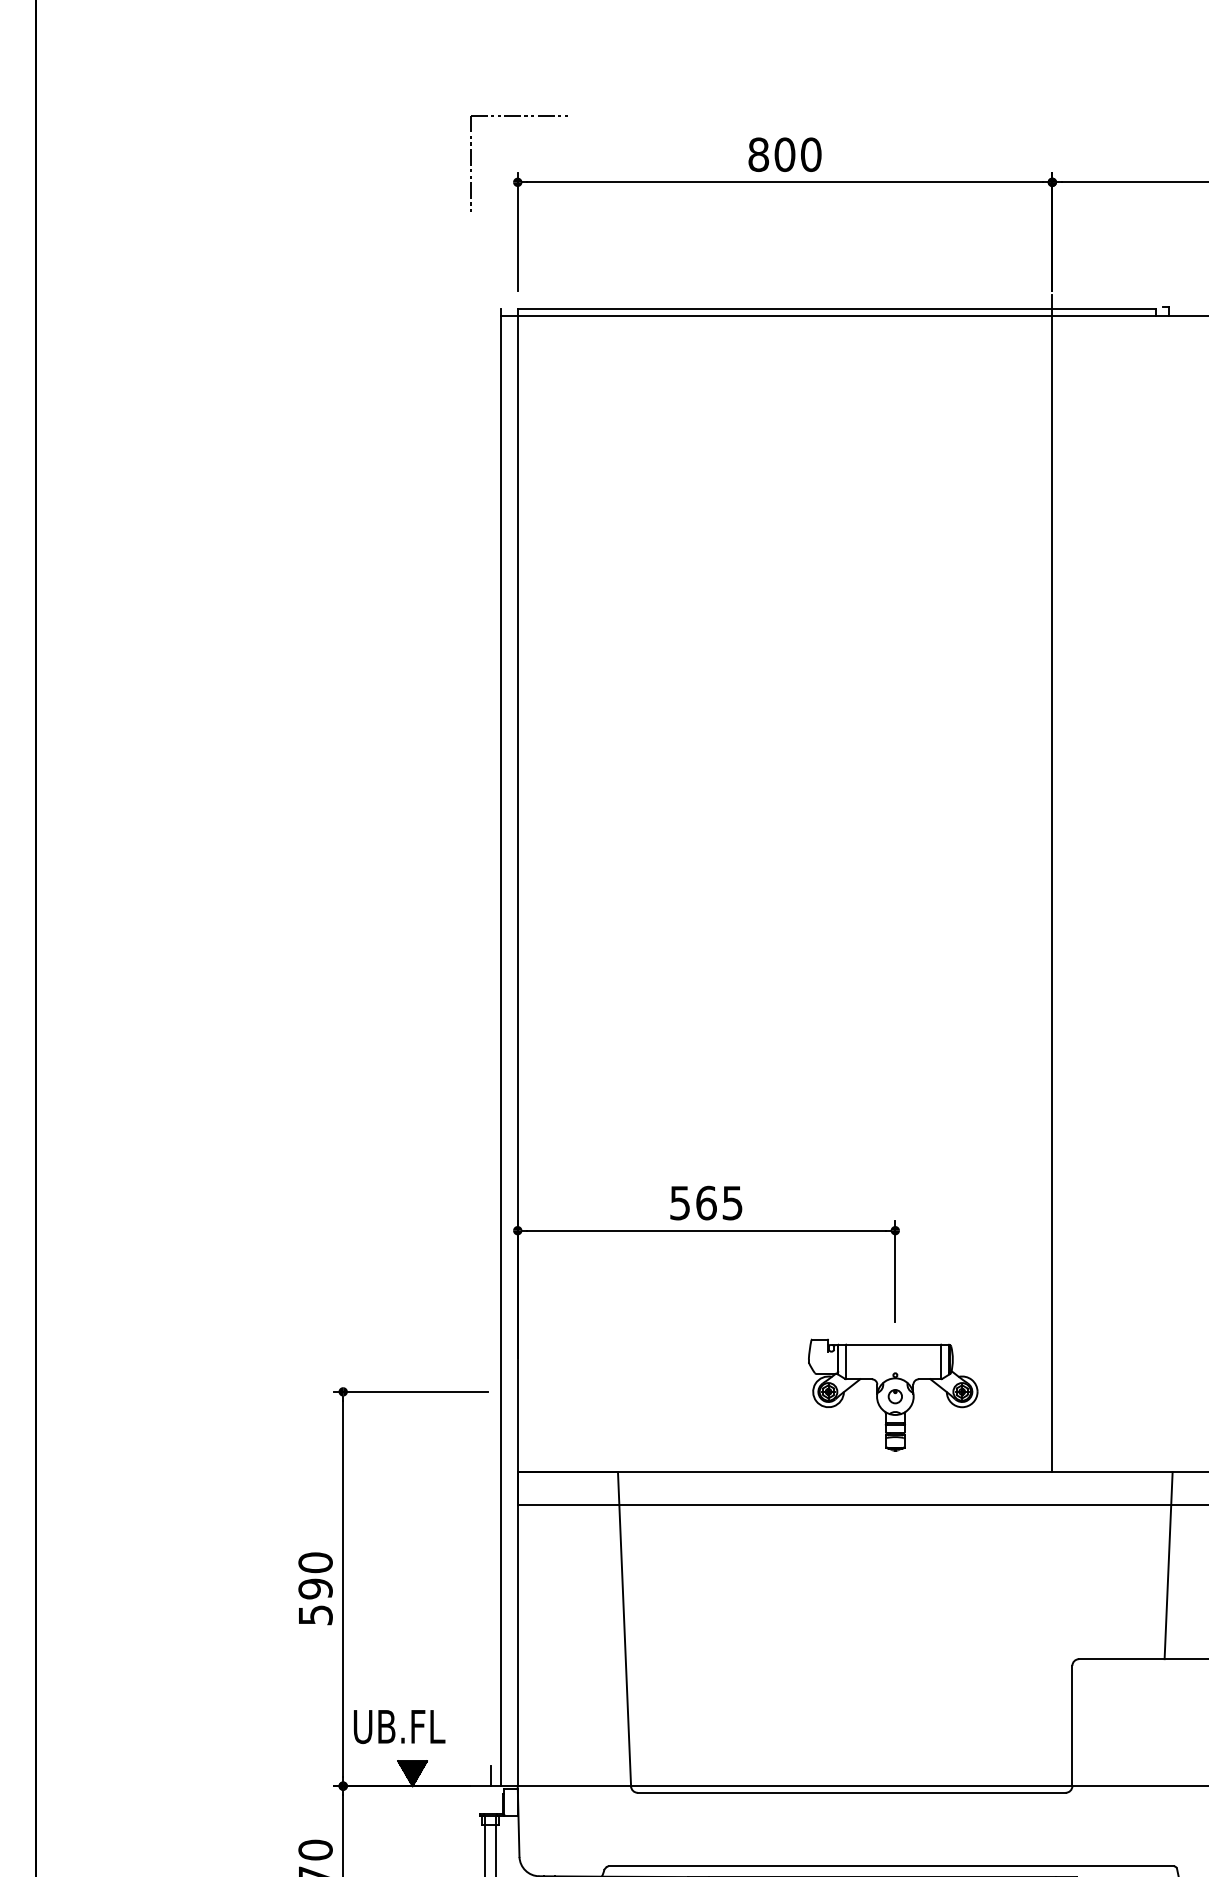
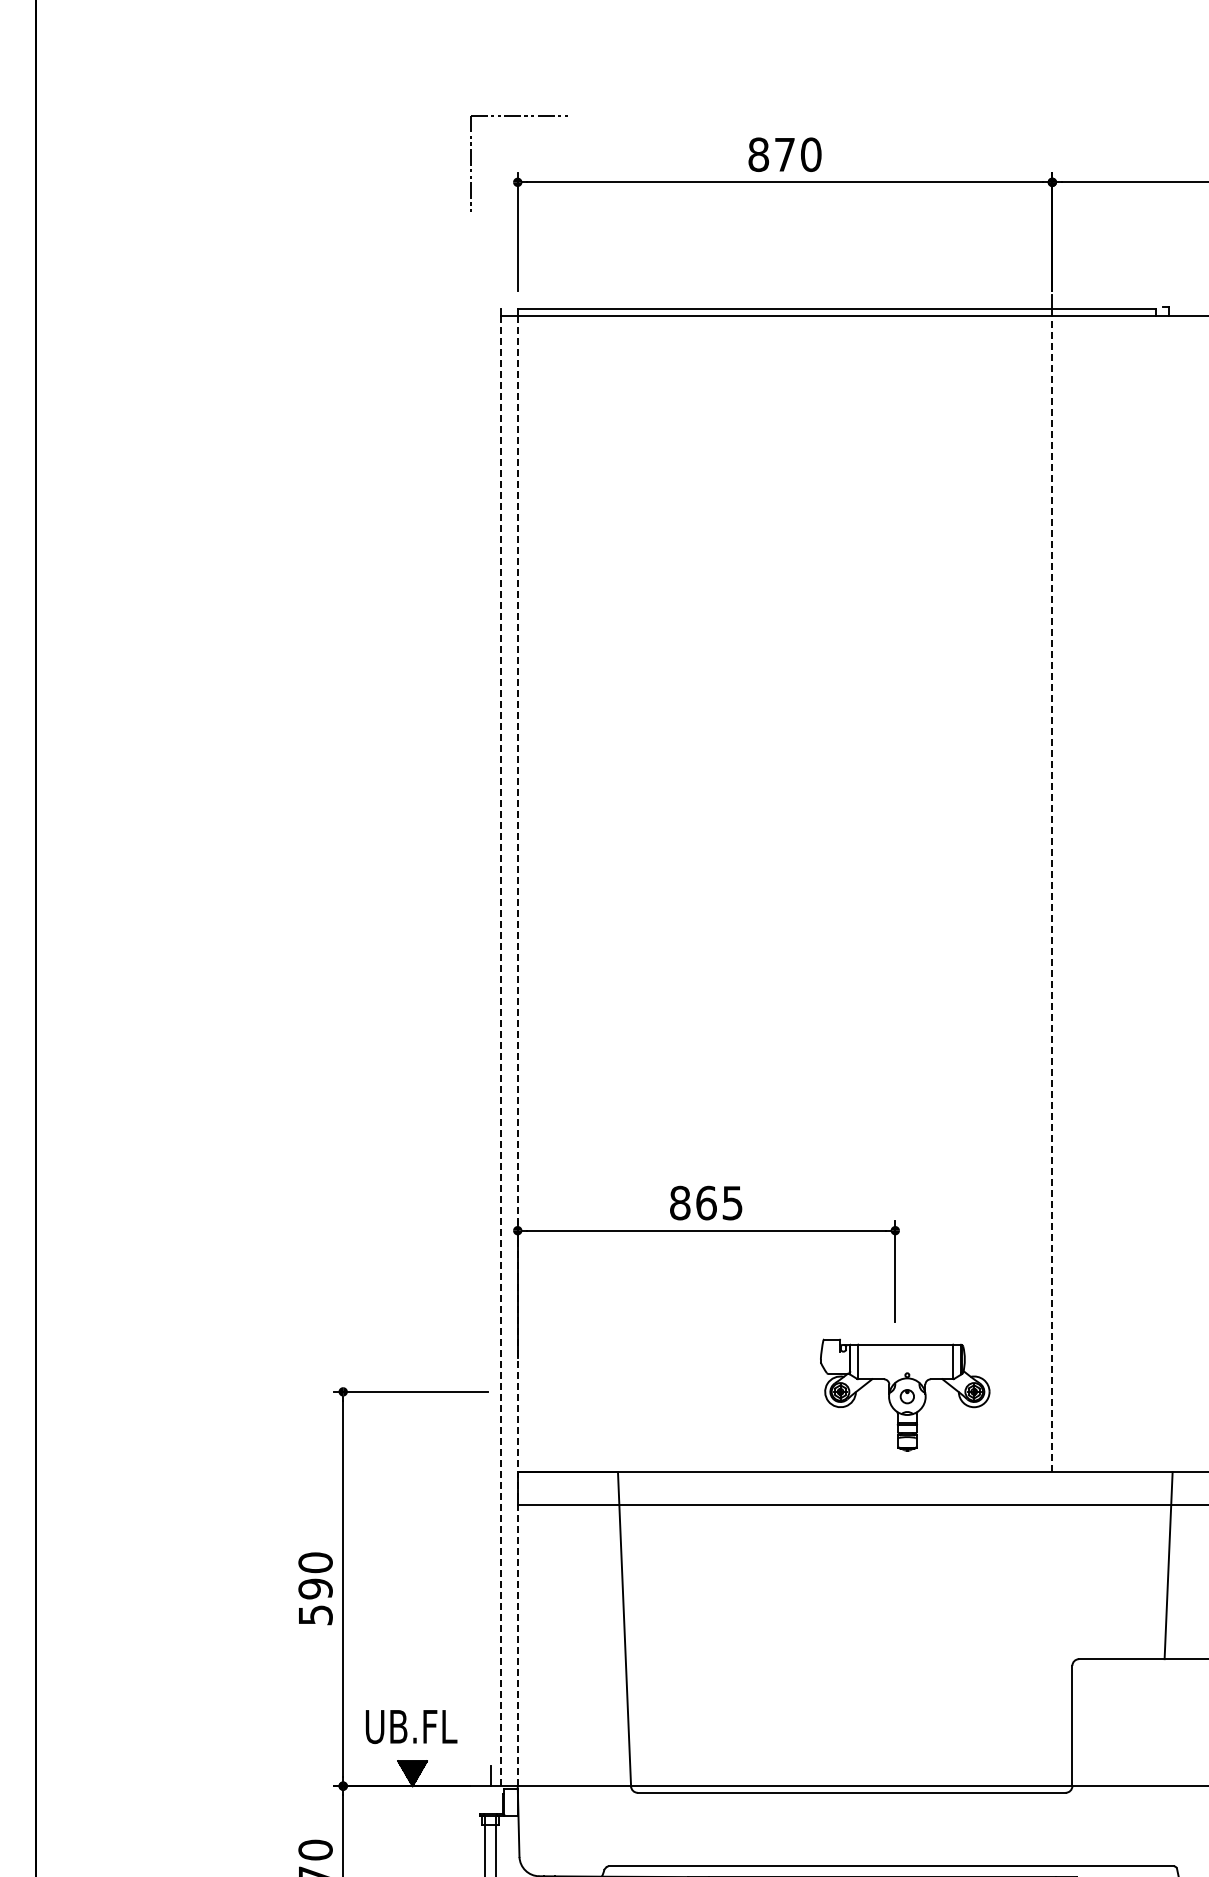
text: 800 -> 870 (784, 154)
line: solid -> dashed (1052, 893)
line: solid -> dashed (501, 1050)
line: solid -> dashed (517, 1050)
text: 565 -> 865 (680, 1202)
part position: (893, 1394) -> (905, 1394) (905, 1394)
text position: (399, 1726) -> (411, 1726) (411, 1726)
